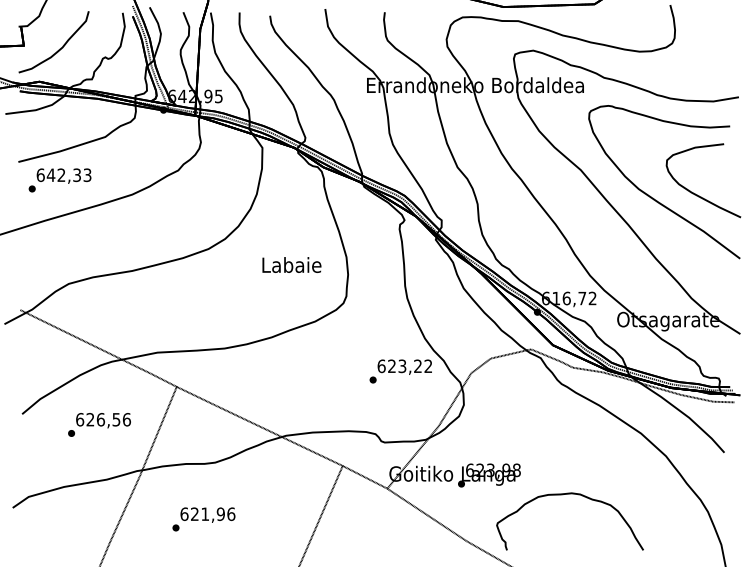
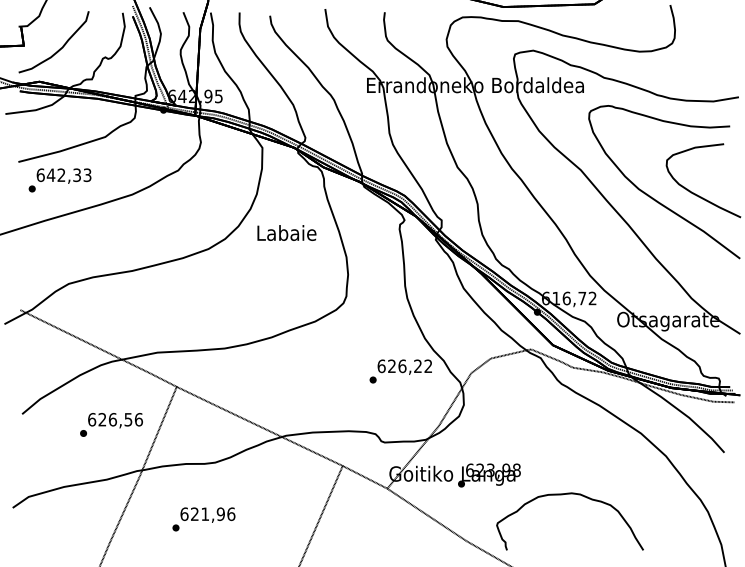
text position: (291, 264) -> (286, 232) (286, 232)
text: 623,22 -> 626,22 (402, 366)
text position: (99, 424) -> (111, 424) (111, 424)
